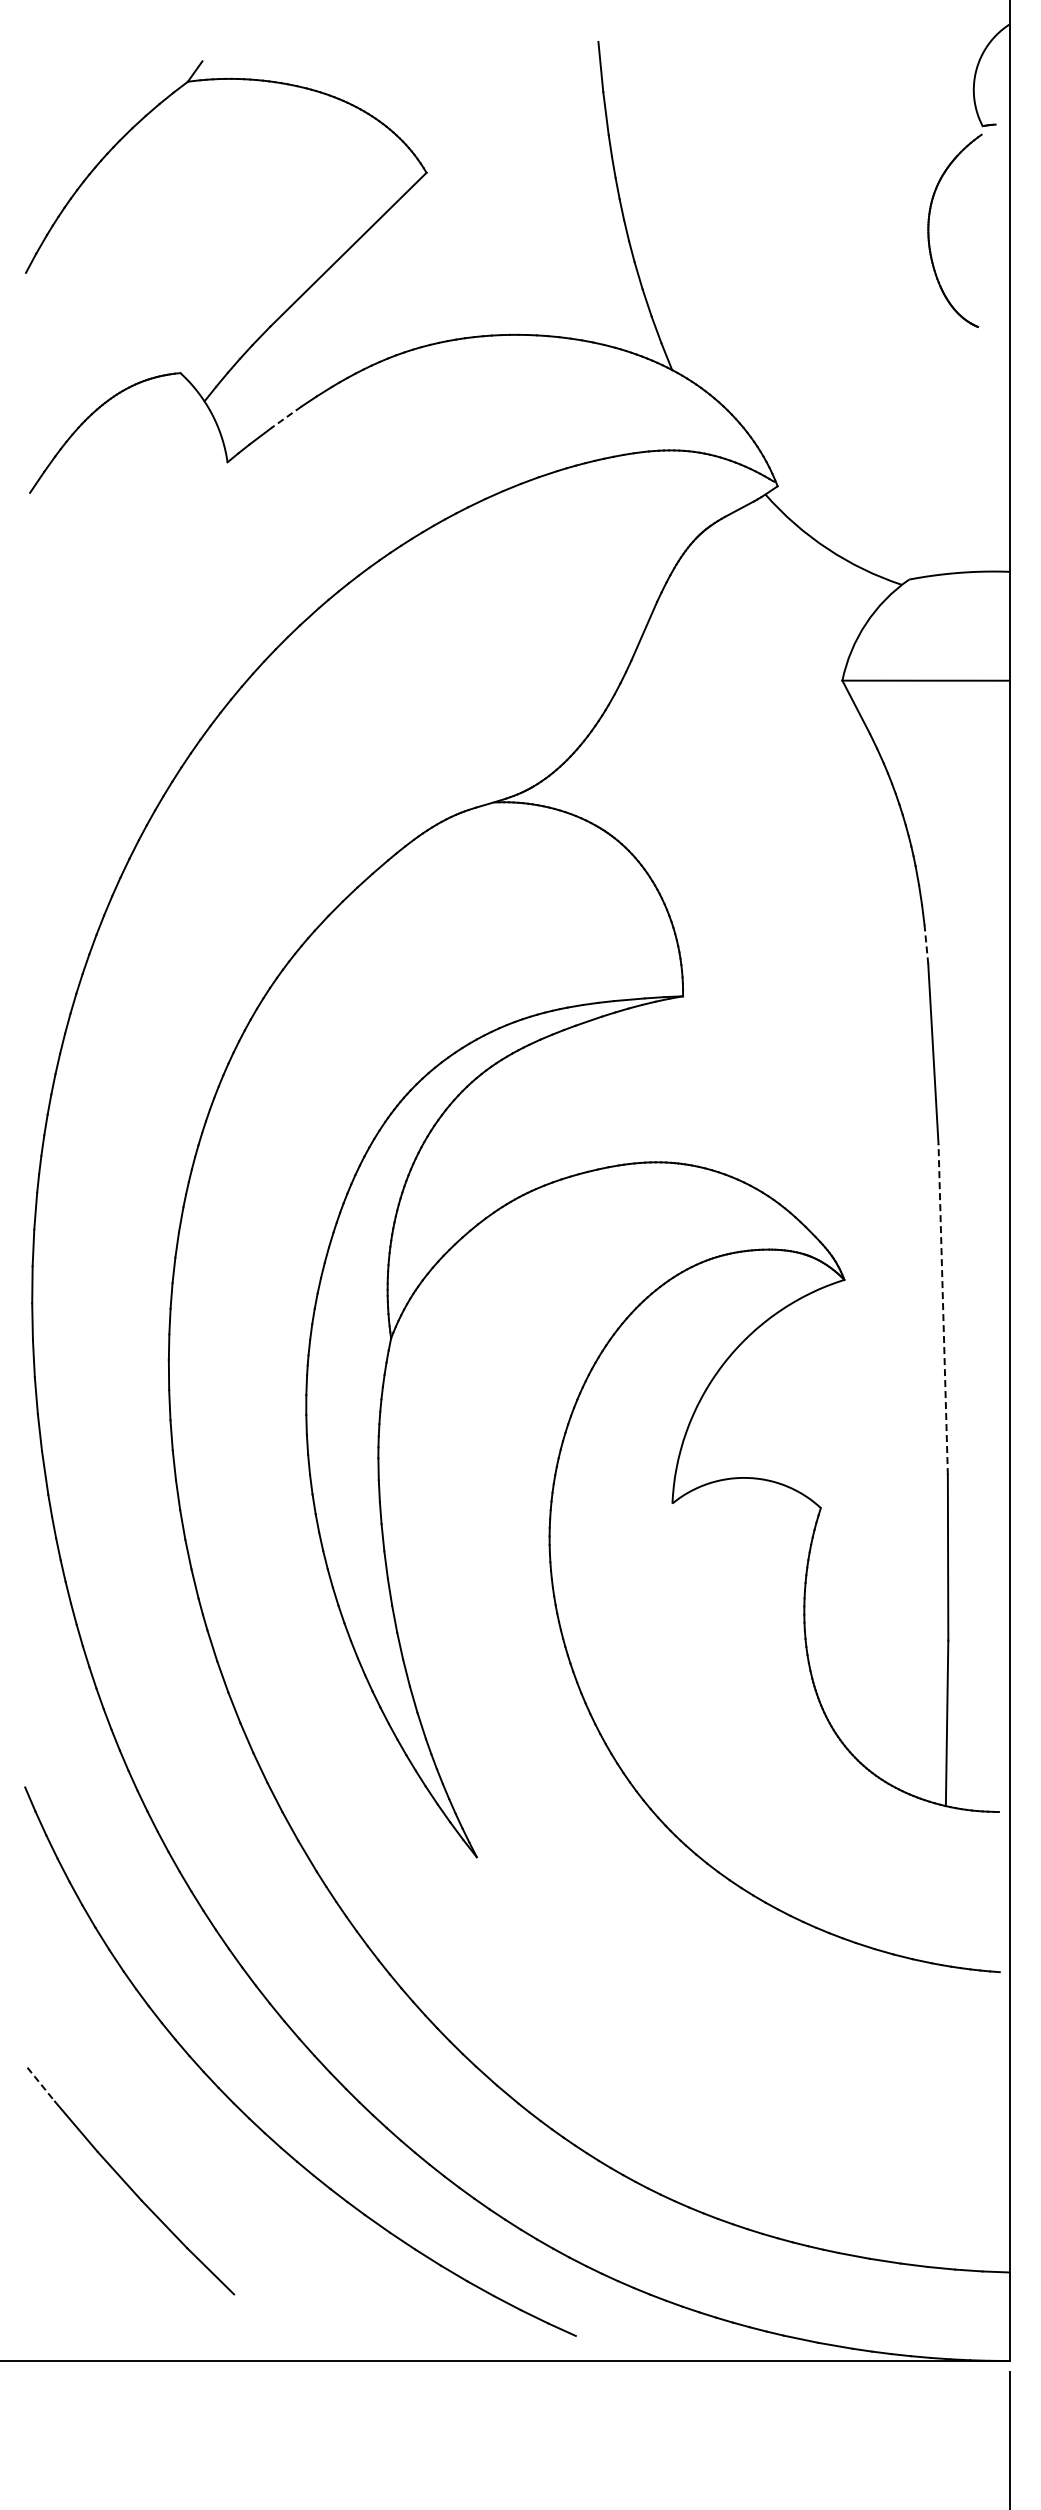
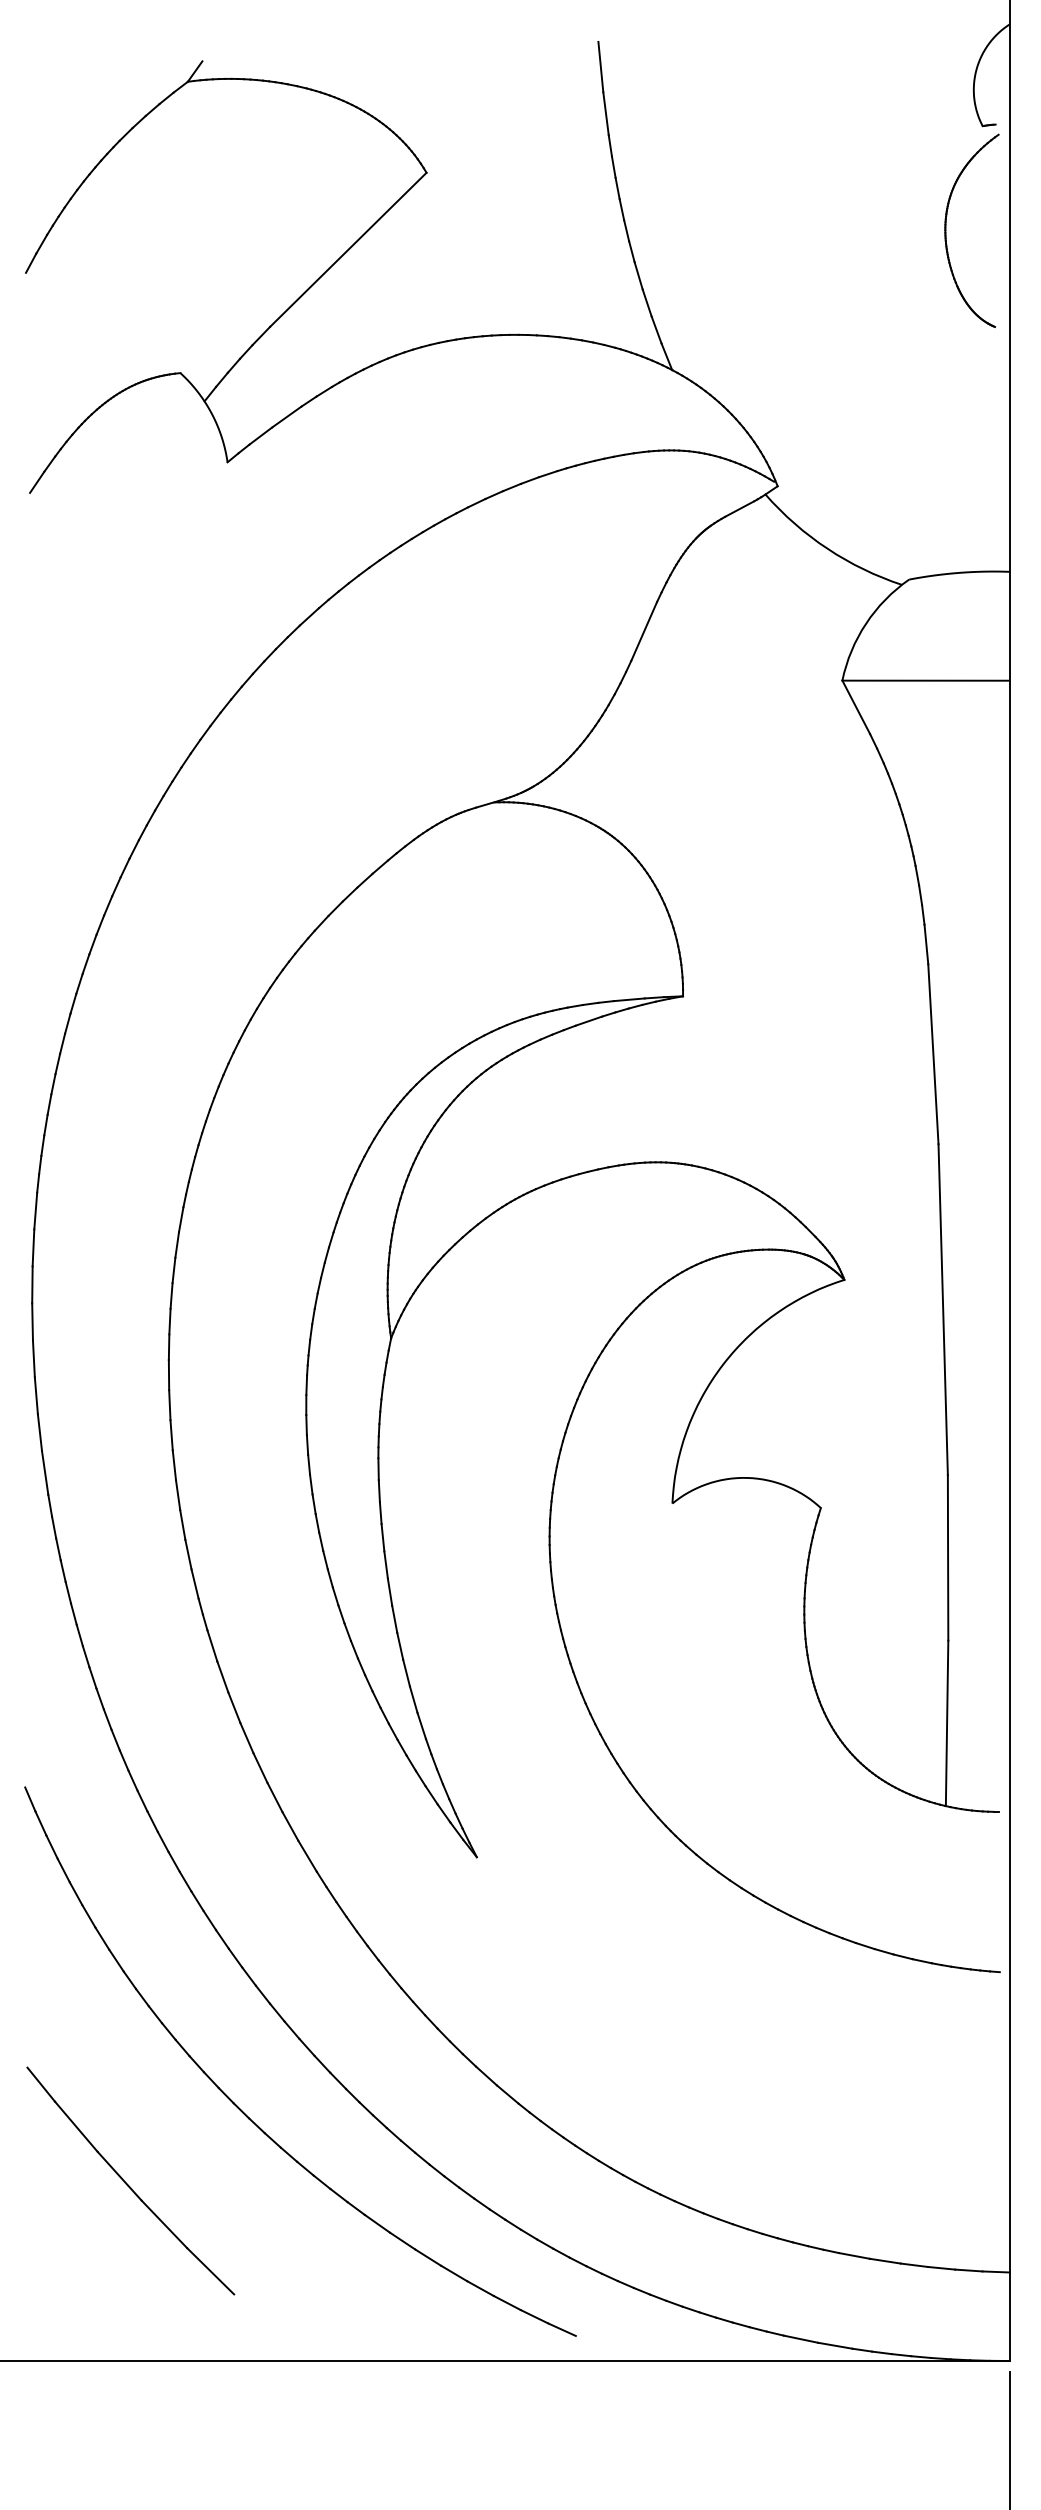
part position: (929, 230) -> (946, 230) (946, 230)
line: dashed -> solid (286, 417)
line: dashed -> solid (926, 944)
line: dashed -> solid (943, 1309)
line: dashed -> solid (41, 2084)
